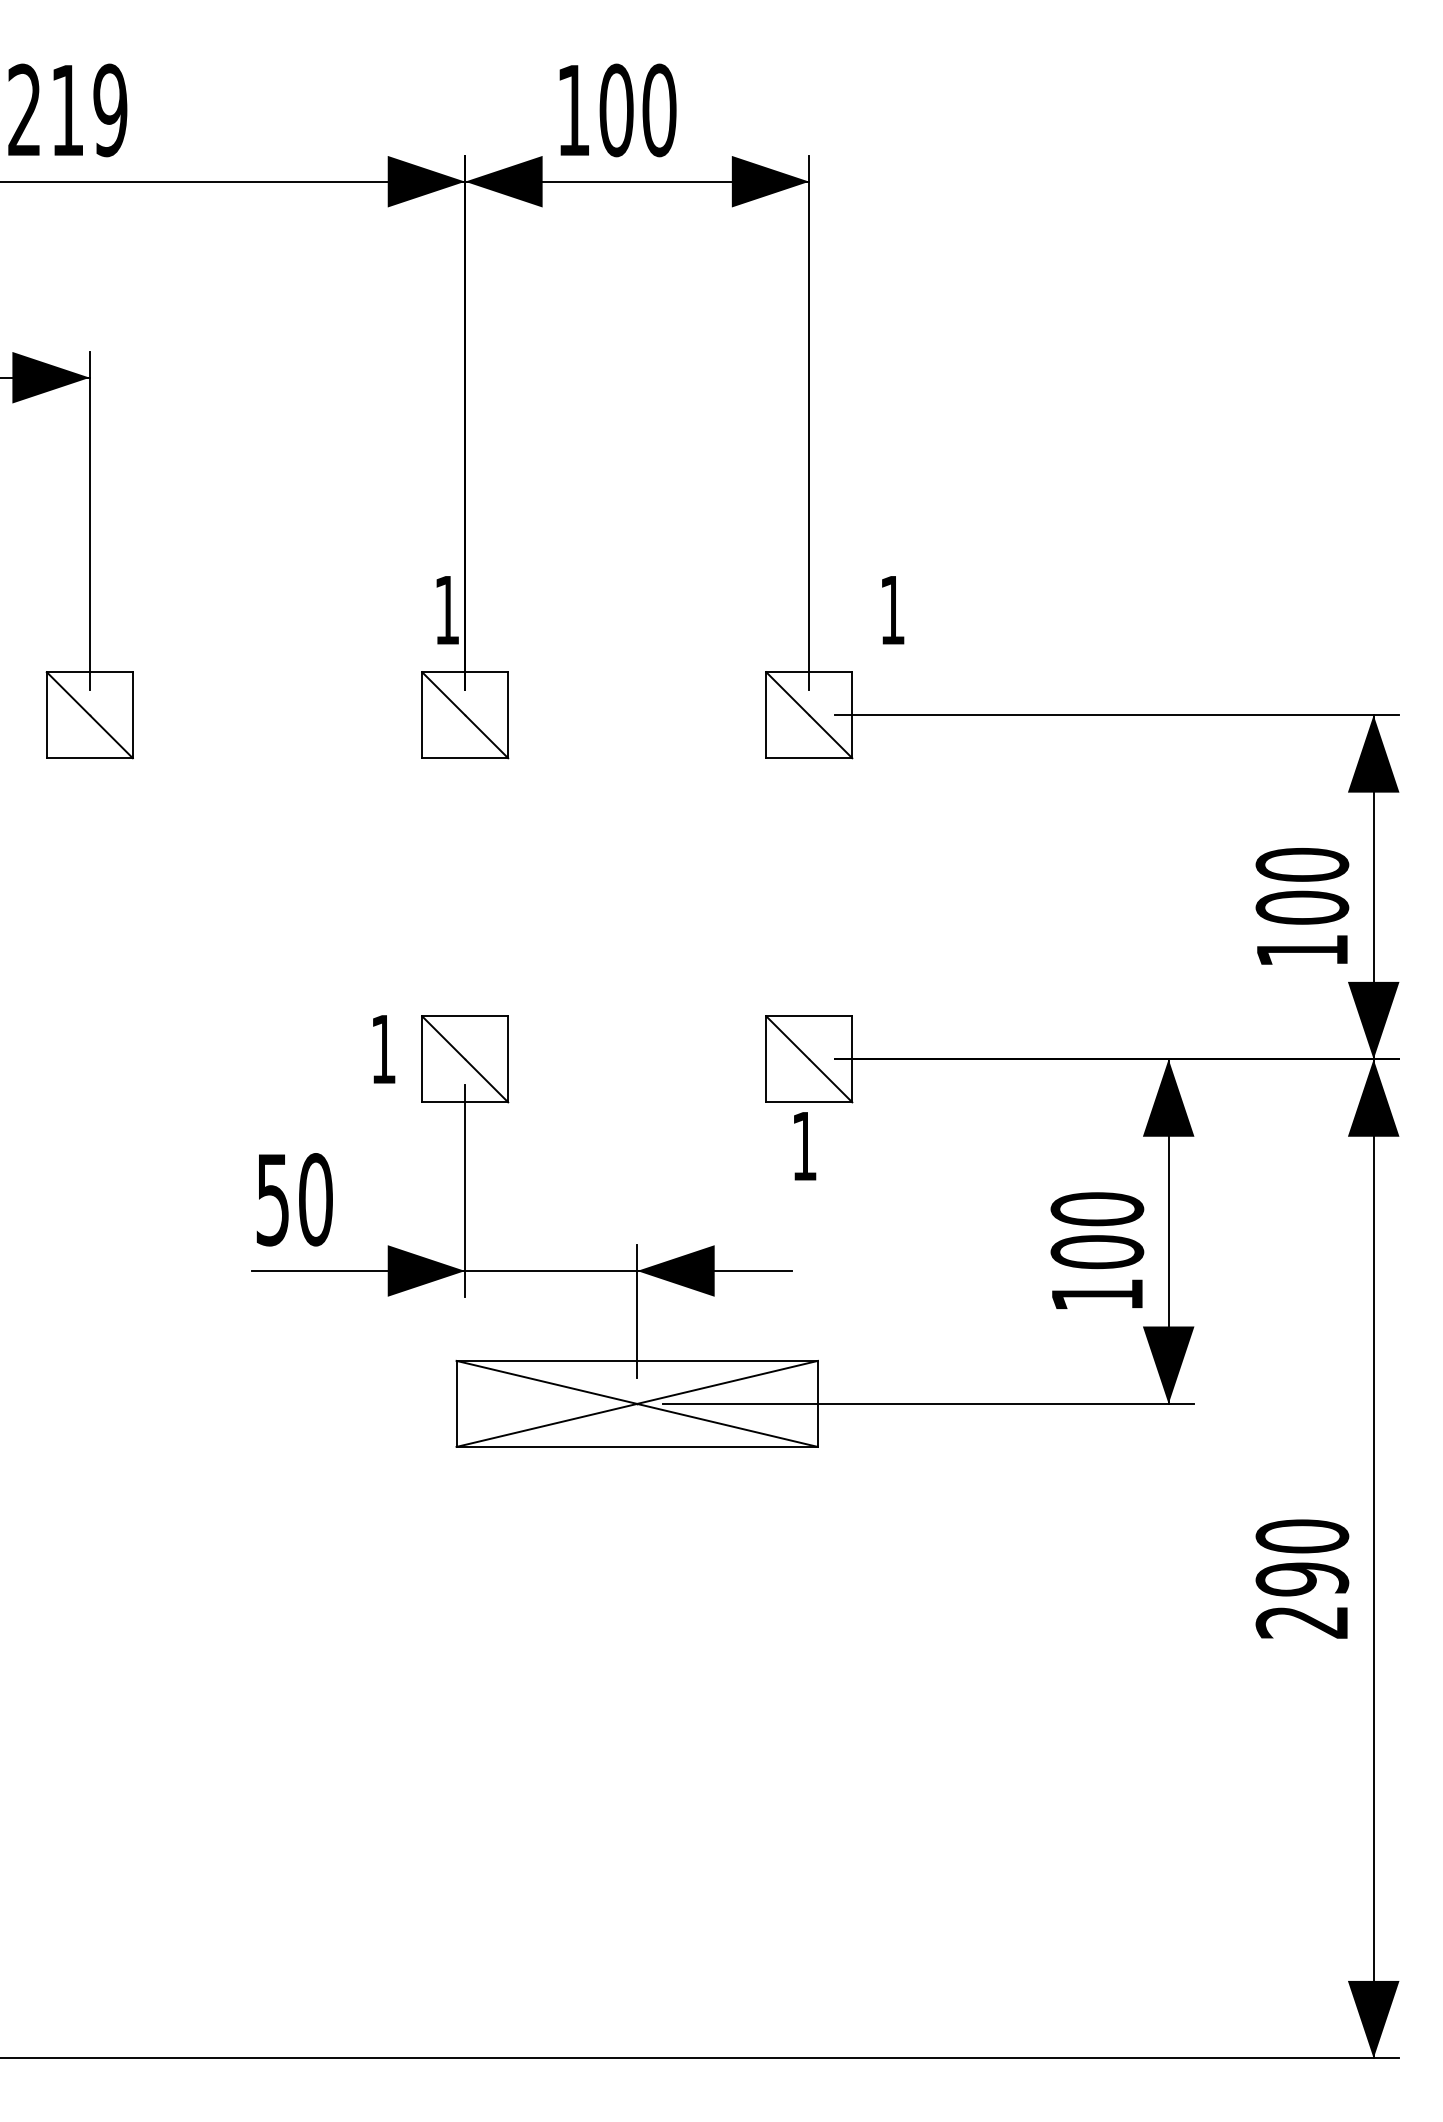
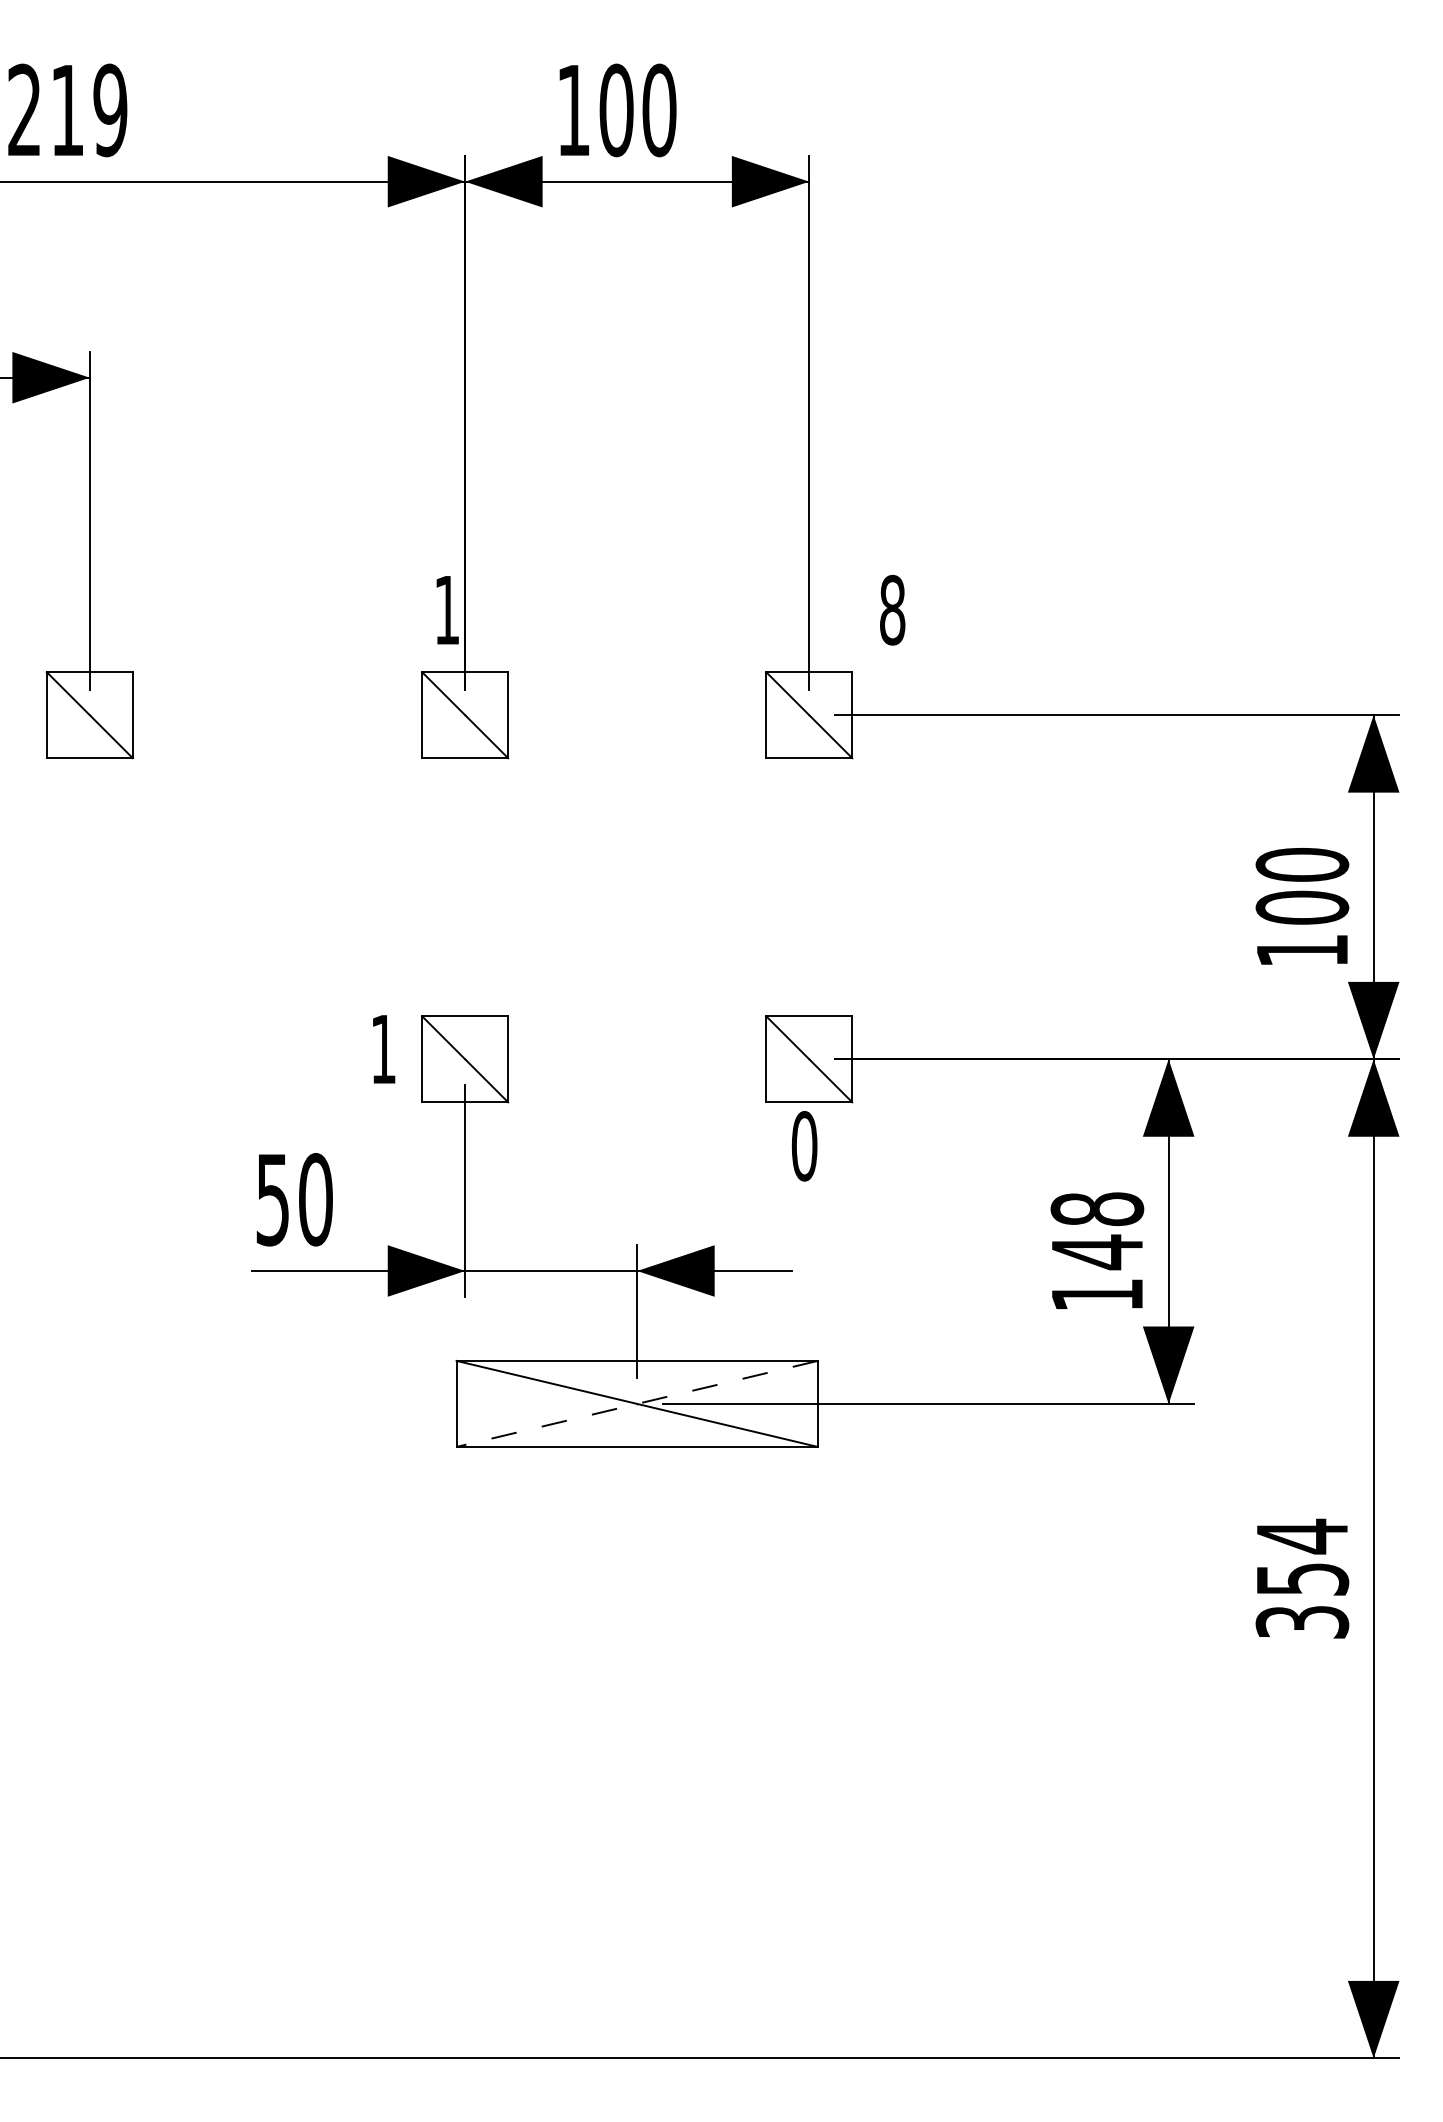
text: 1 -> 8 (892, 609)
text: 1 -> 0 (804, 1146)
text: 100 -> 148 (1097, 1231)
line: solid -> dashed (637, 1403)
text: 290 -> 354 (1302, 1578)
